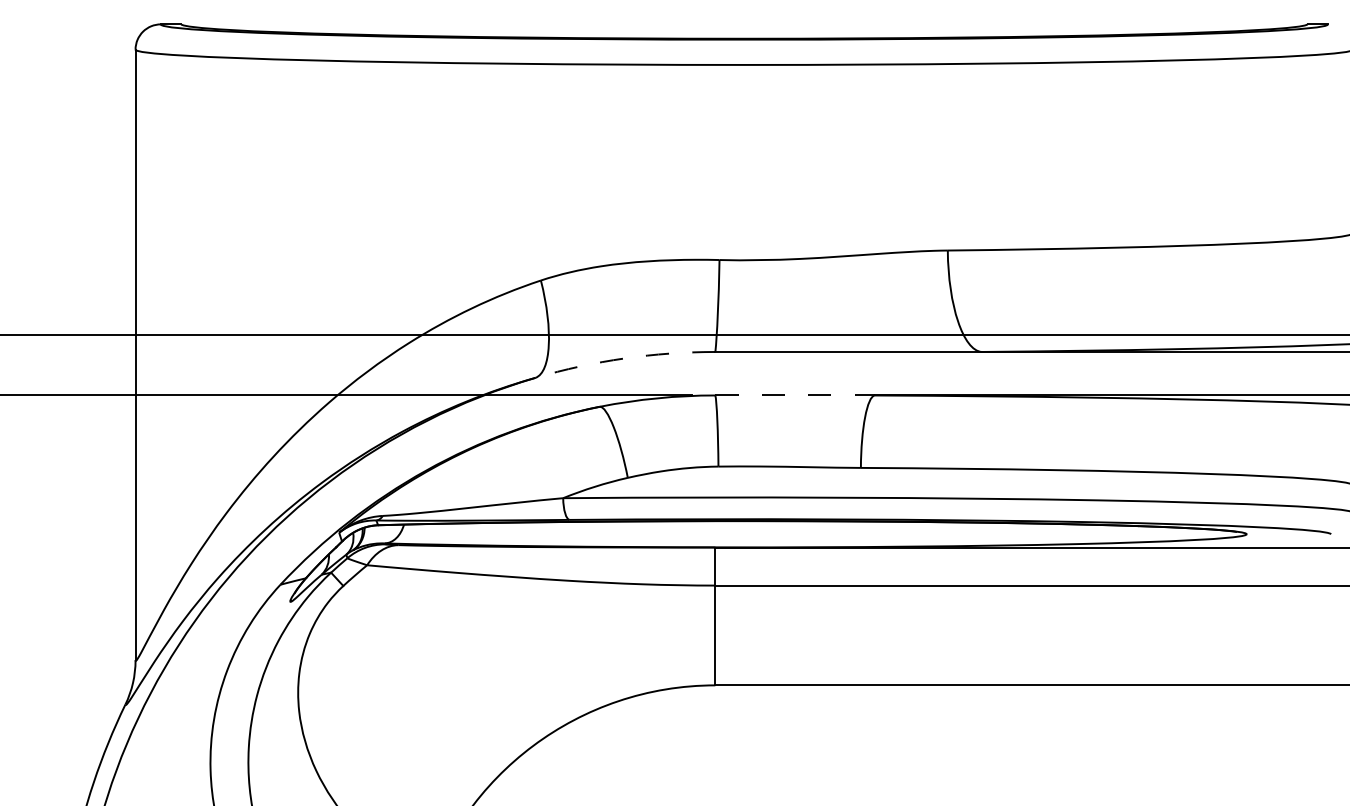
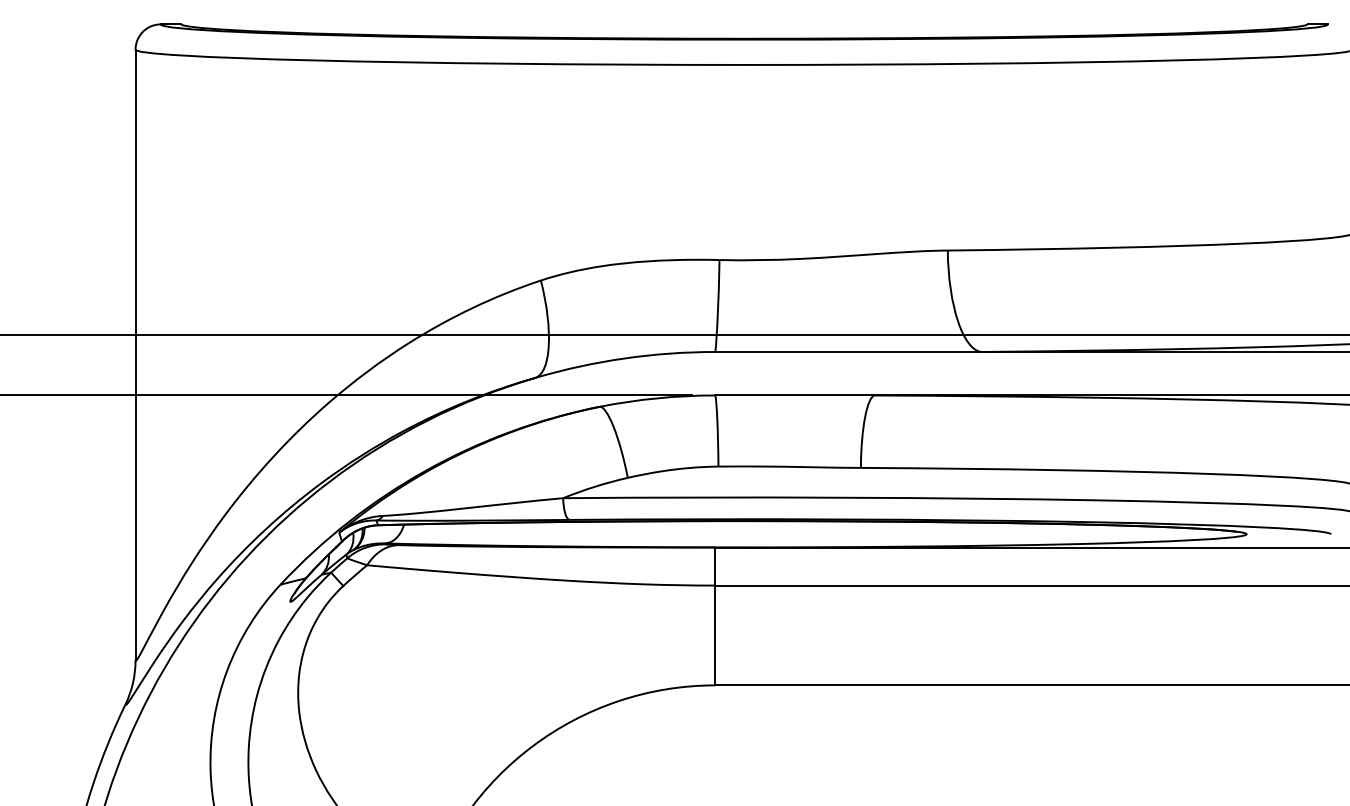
arc: dashed -> solid (624, 358)
line: dashed -> solid (795, 395)
